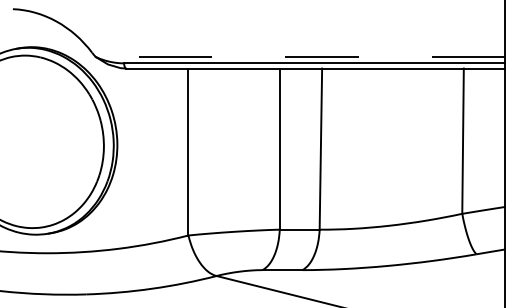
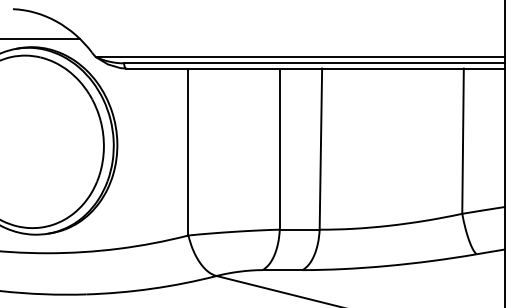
line: none -> present (40, 39)
line: dashed -> solid (300, 57)
